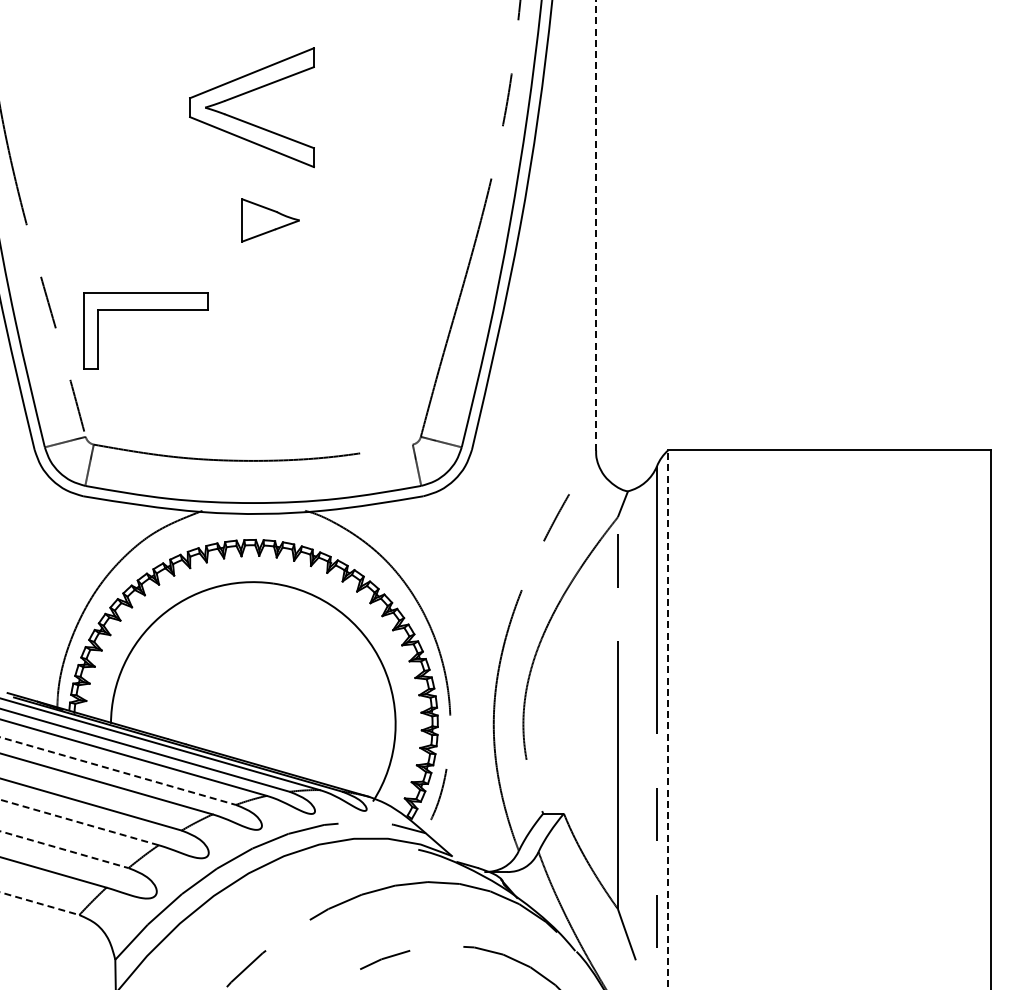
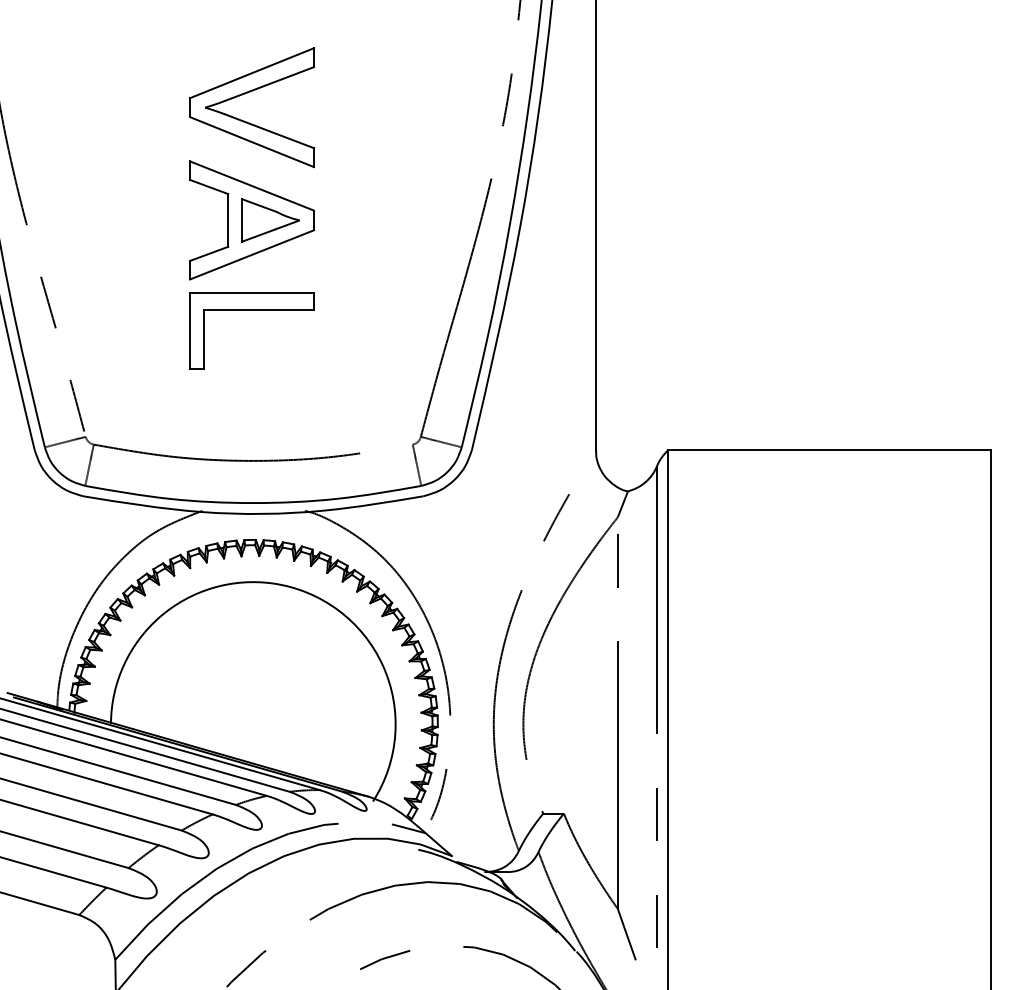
part: none -> present (251, 220)
line: dashed -> solid (595, 225)
part position: (145, 310) -> (251, 310) (251, 310)
line: dashed -> solid (668, 719)
line: dashed -> solid (118, 771)
line: dashed -> solid (79, 822)
line: dashed -> solid (64, 849)
line: dashed -> solid (40, 903)
